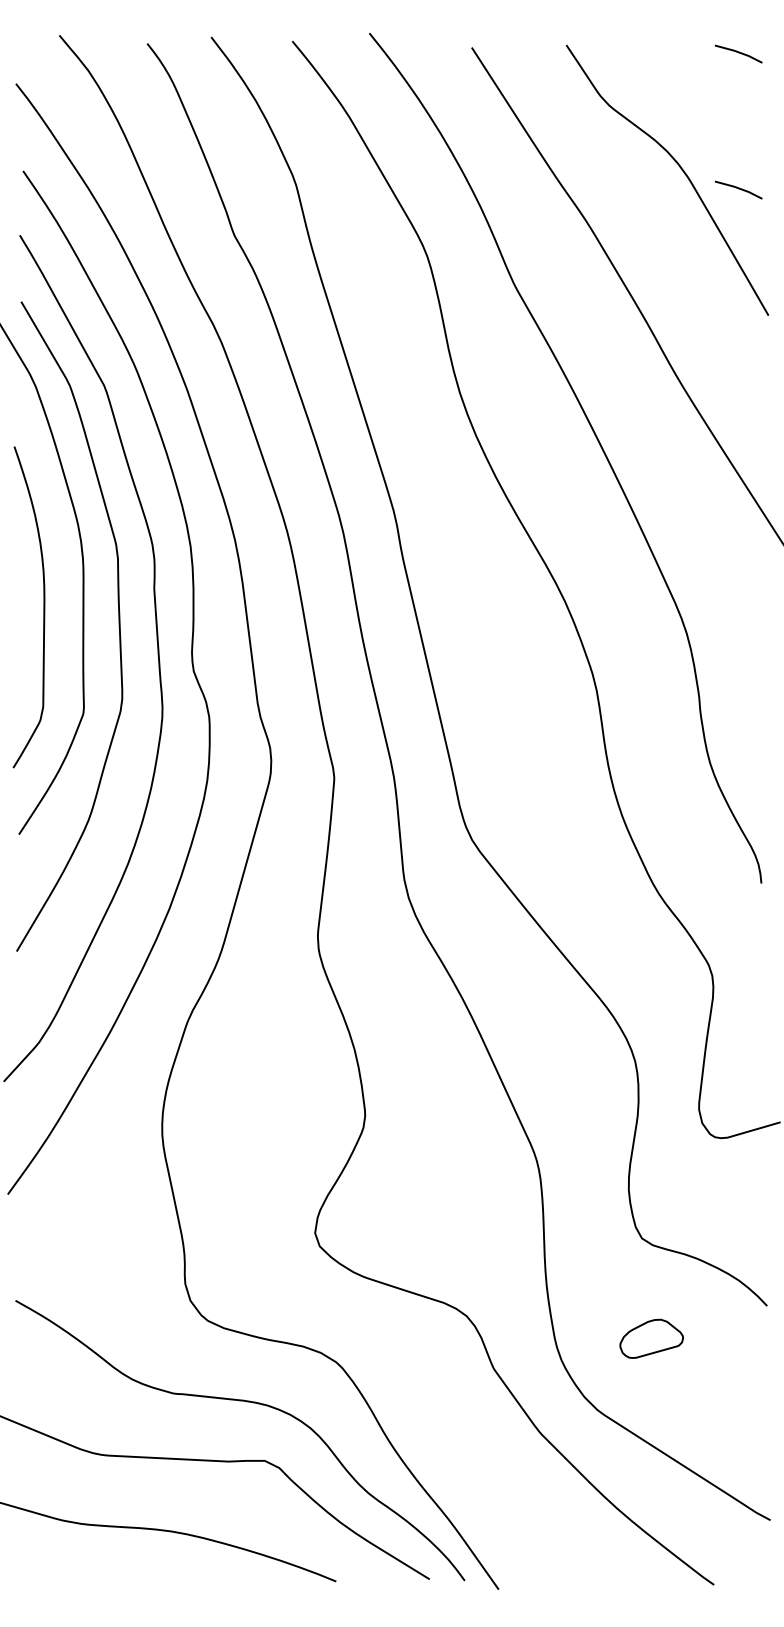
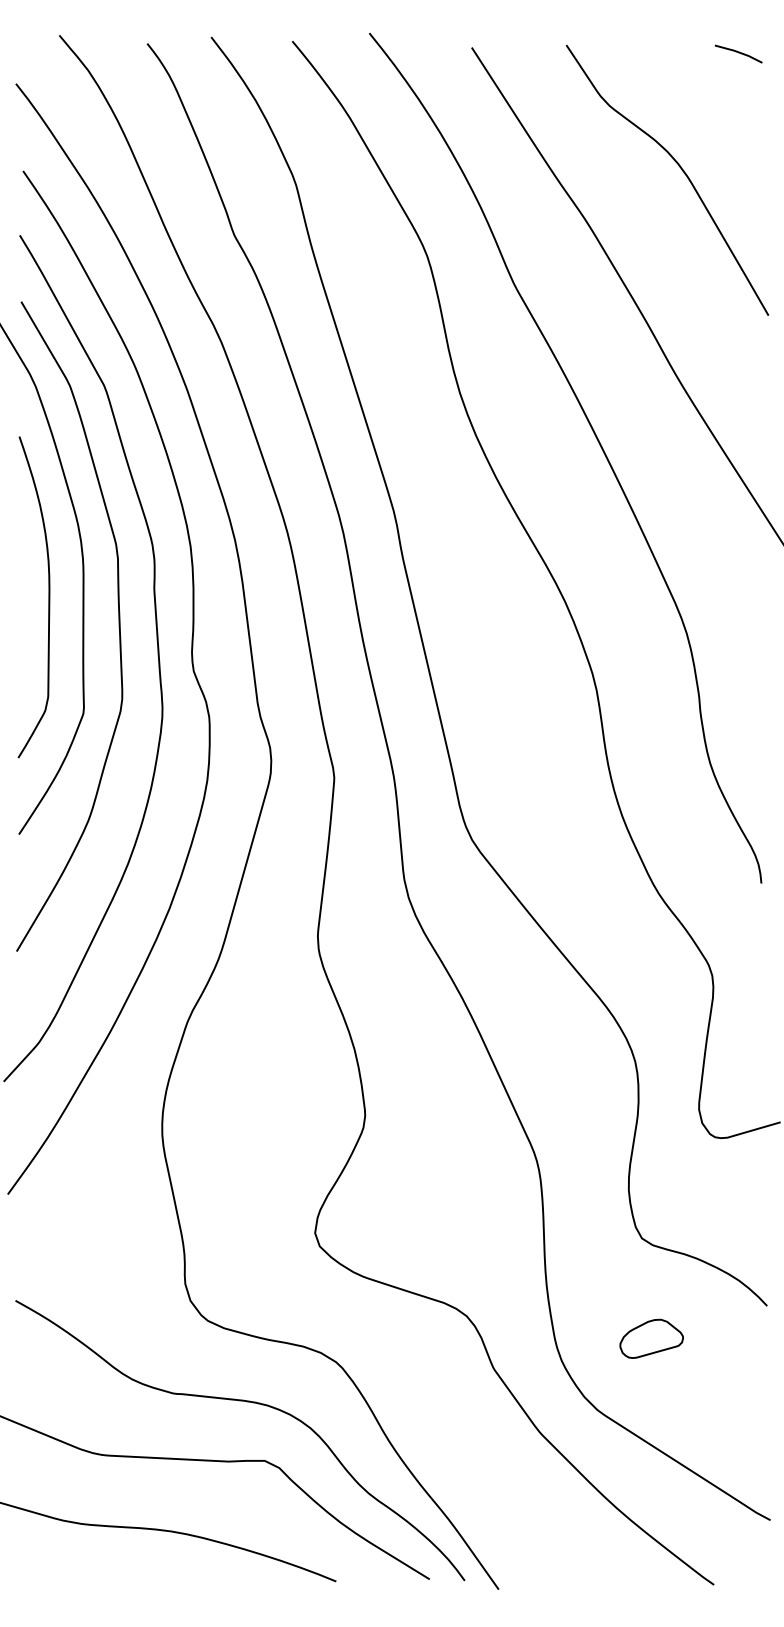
line: present -> none (738, 189)
curve position: (43, 607) -> (48, 597) (48, 597)
